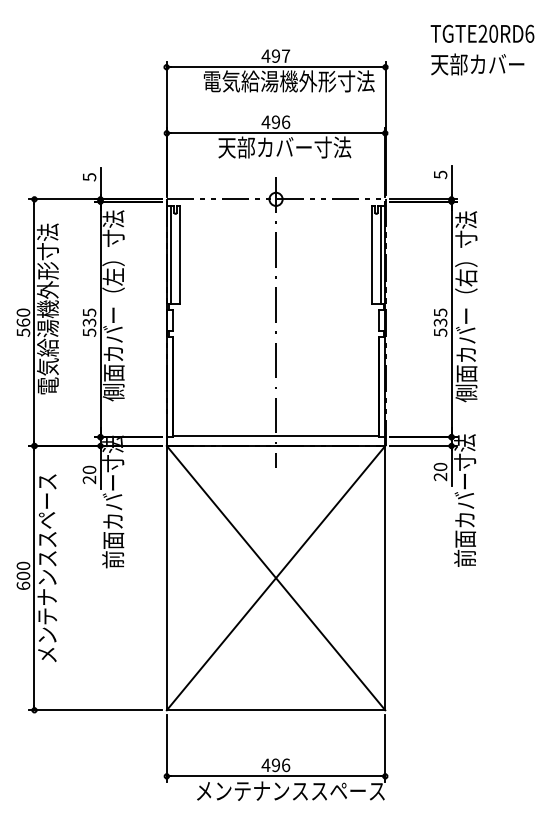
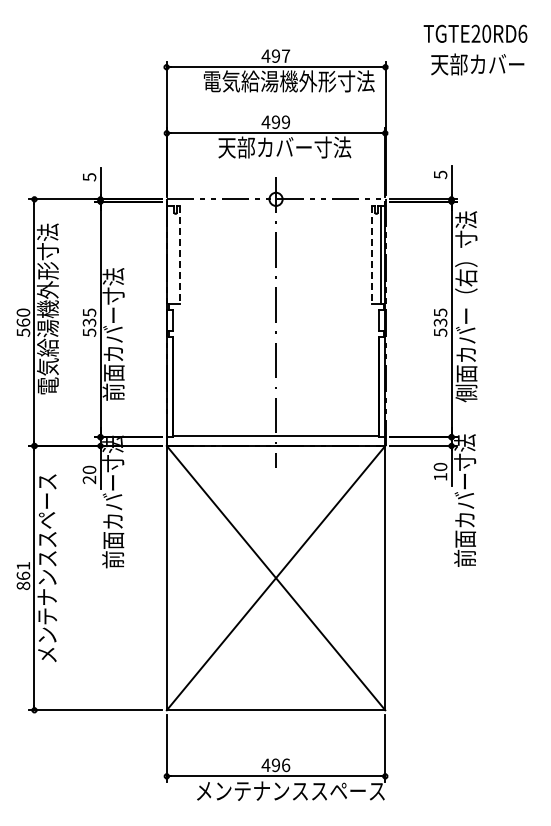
text position: (482, 33) -> (475, 33) (475, 33)
text: 496 -> 499 (285, 121)
line: present -> none (171, 254)
line: solid -> dashed (180, 255)
line: solid -> dashed (372, 255)
text: 側面カバー（左）寸法 -> 前面カバー寸法 (113, 305)
text: 20 -> 10 (440, 476)
text: 600 -> 861 (23, 575)
